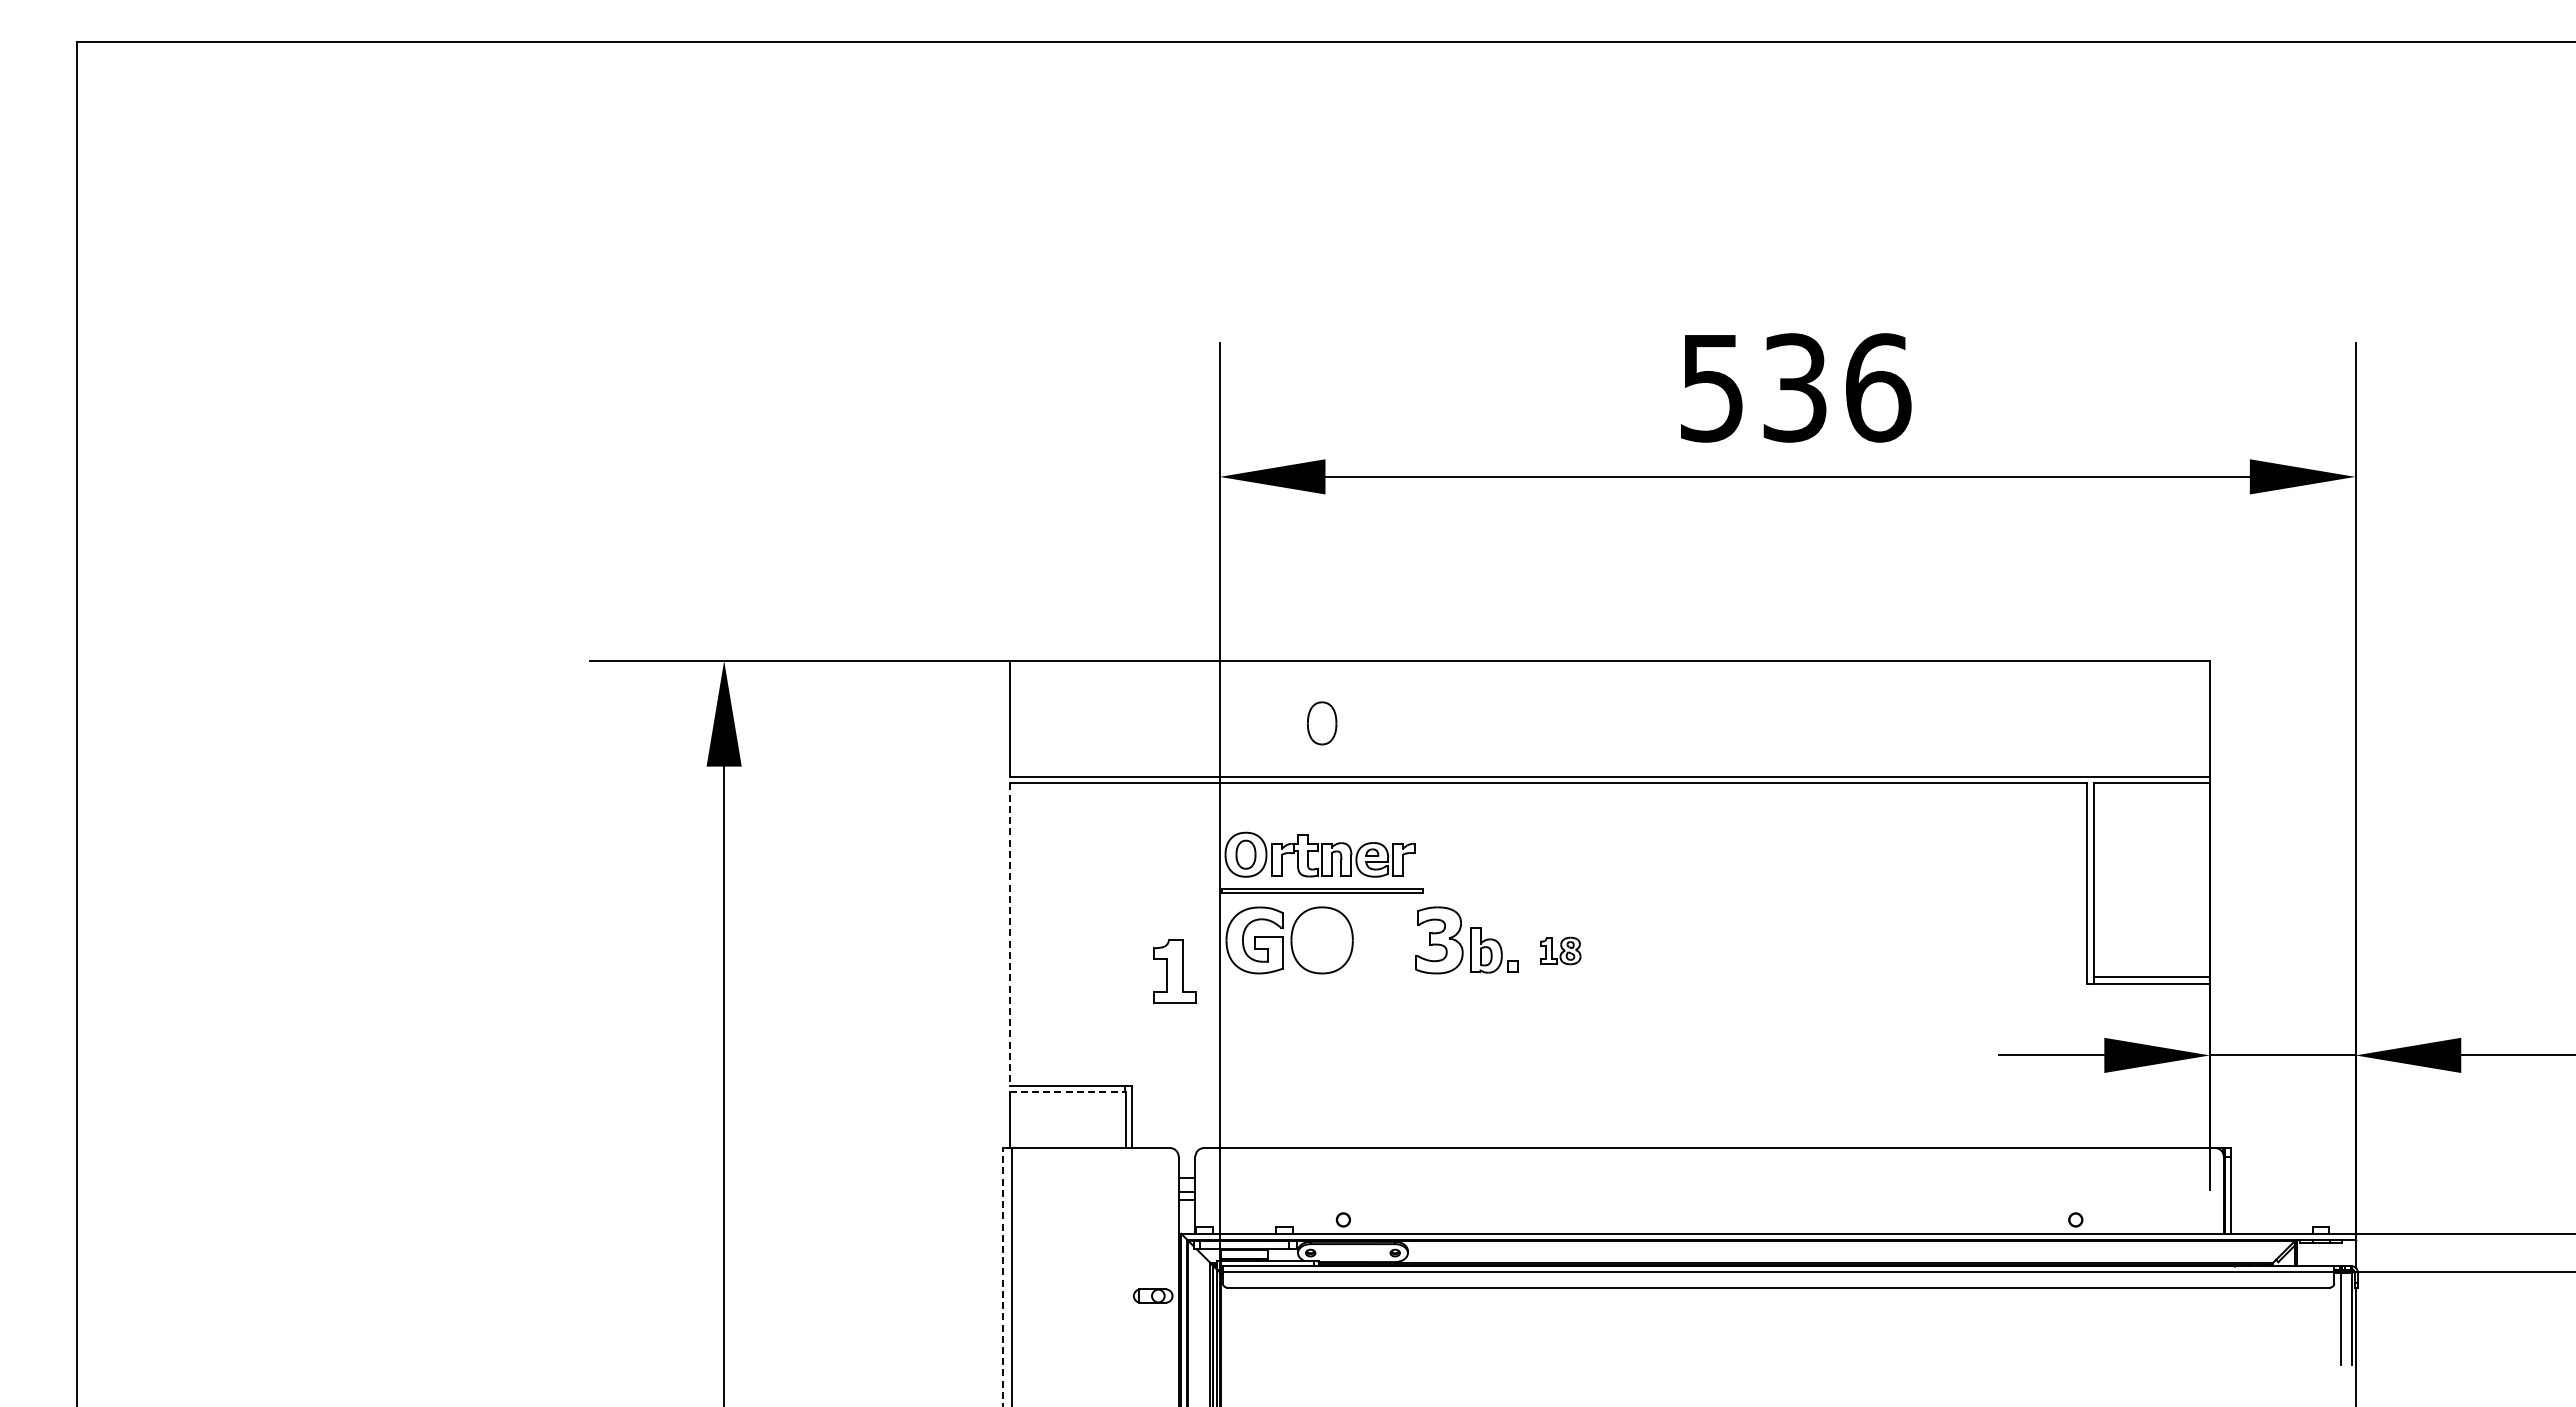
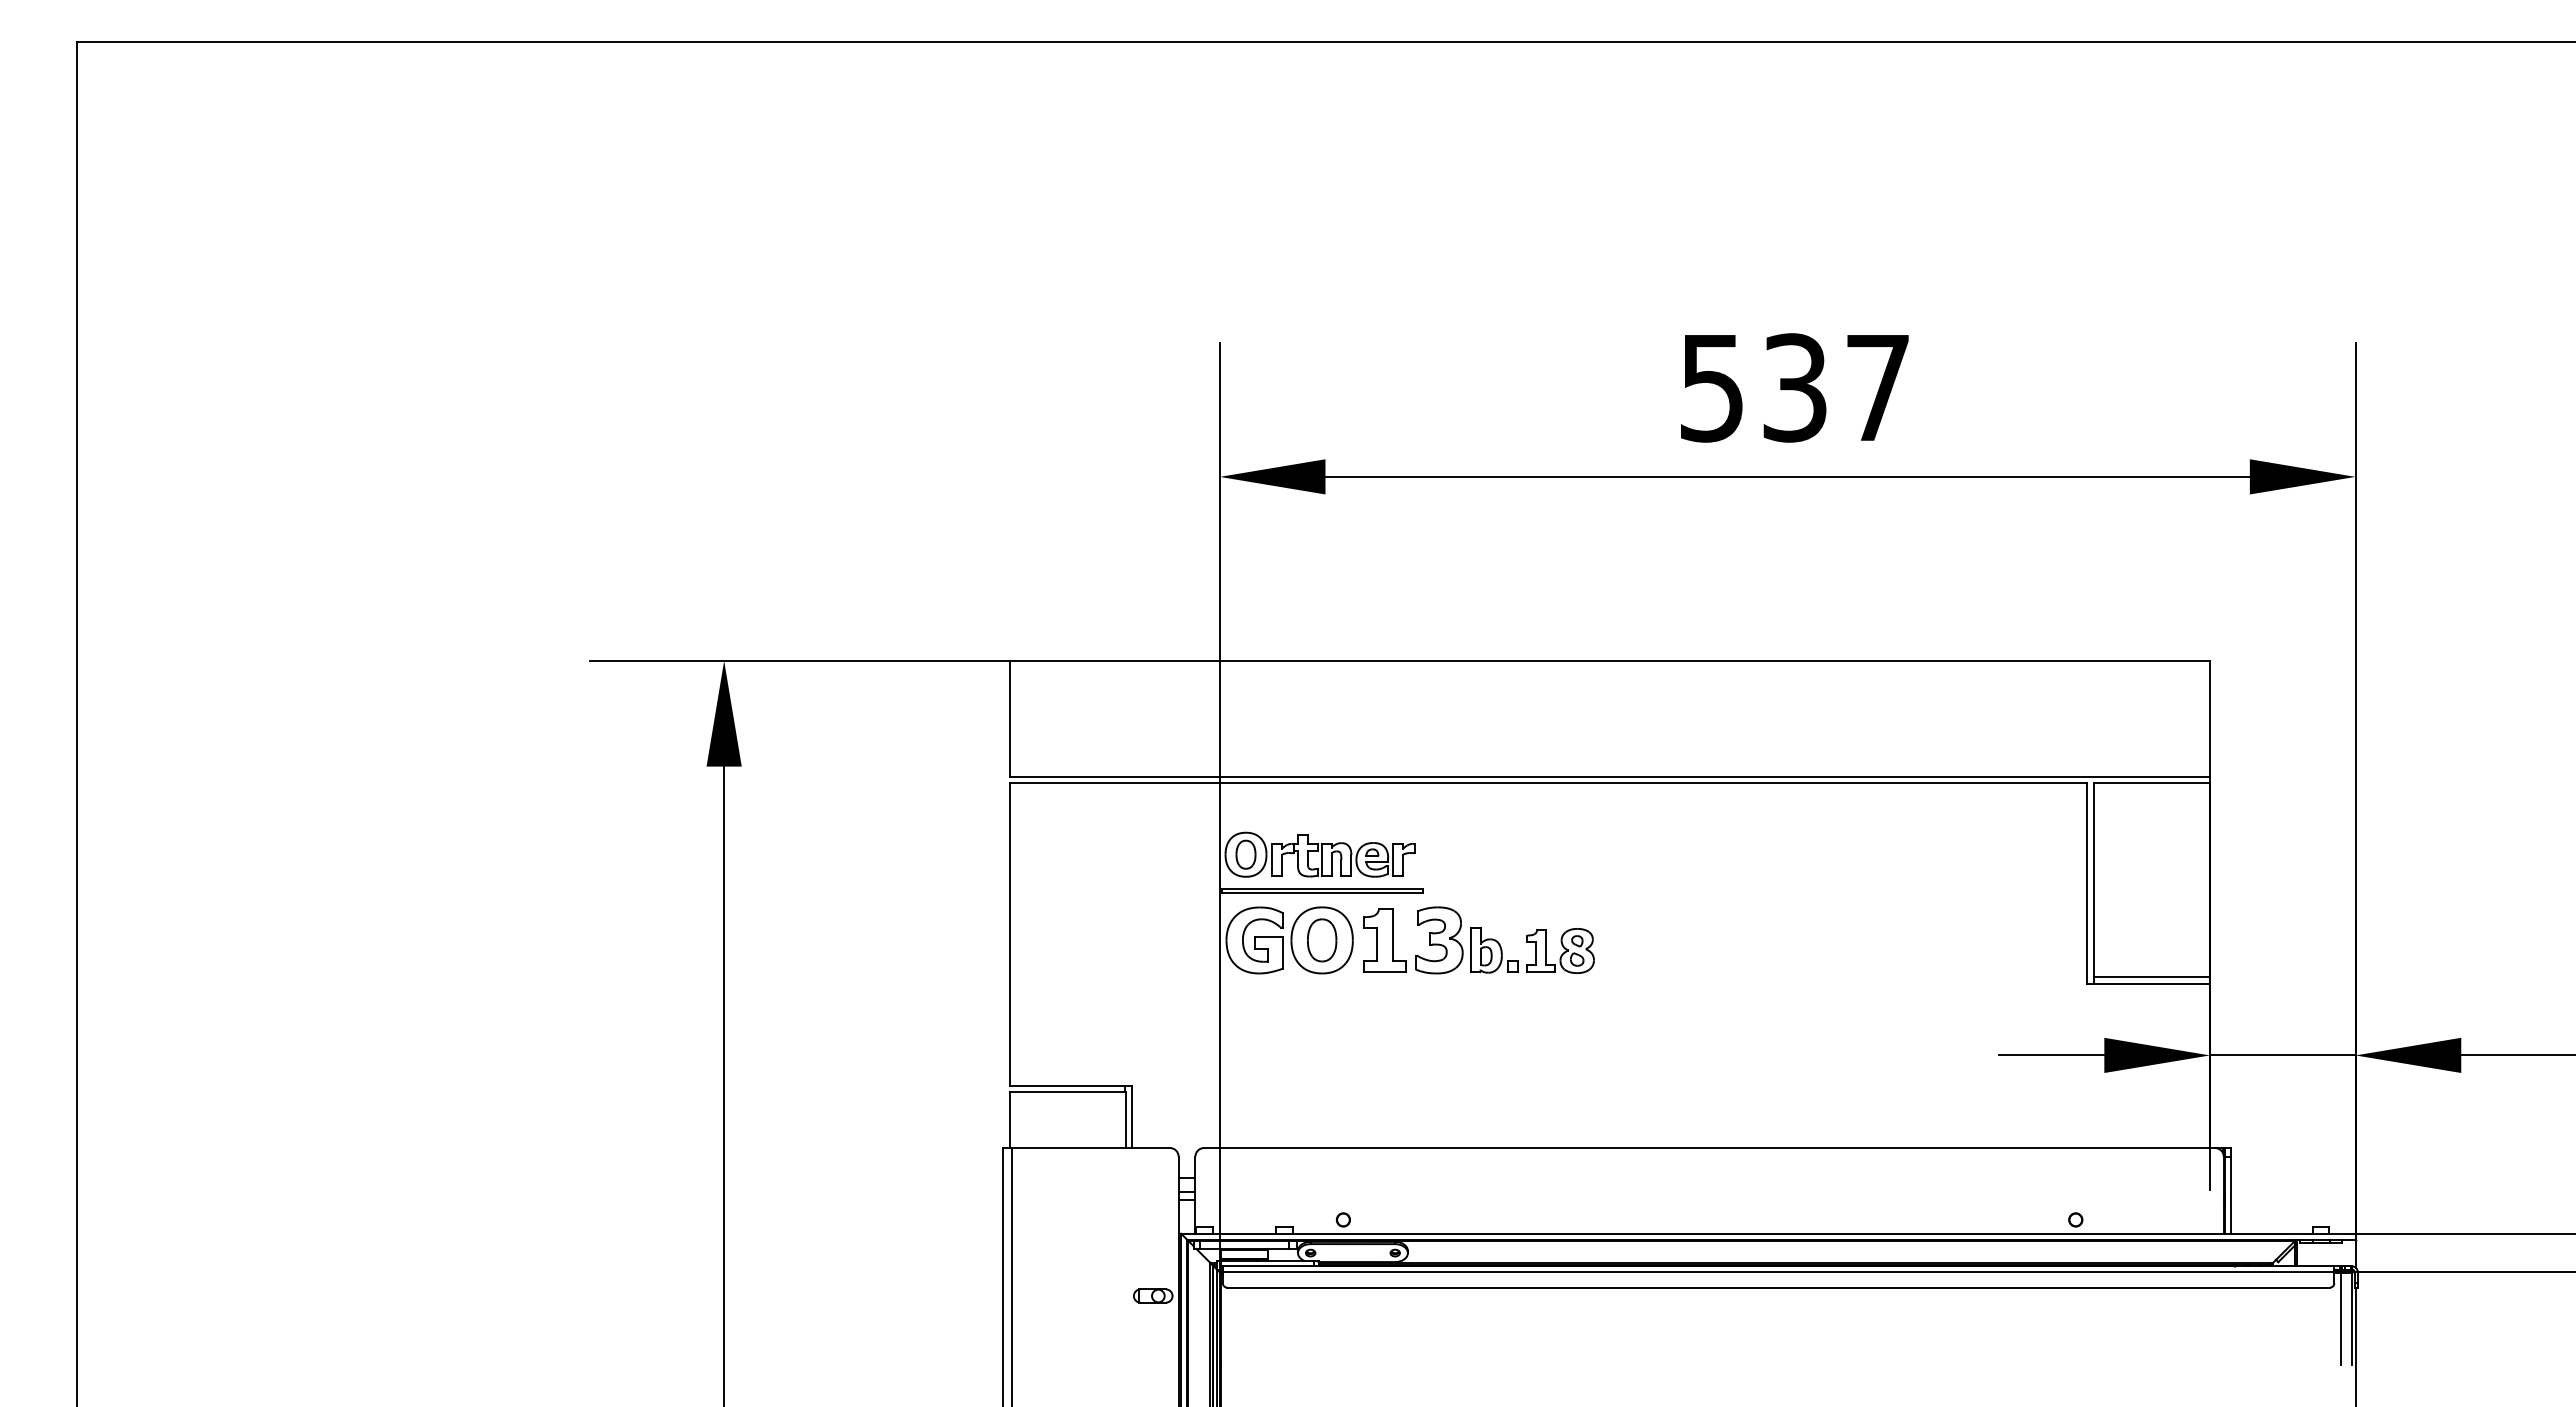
text: 536 -> 537 (1878, 387)
part position: (1322, 723) -> (1322, 940) (1322, 940)
line: dashed -> solid (1009, 935)
part size: 42x30 px -> 69x46 px (1560, 950)
part position: (1174, 971) -> (1384, 940) (1384, 940)
line: dashed -> solid (1068, 1092)
line: dashed -> solid (1003, 1276)
